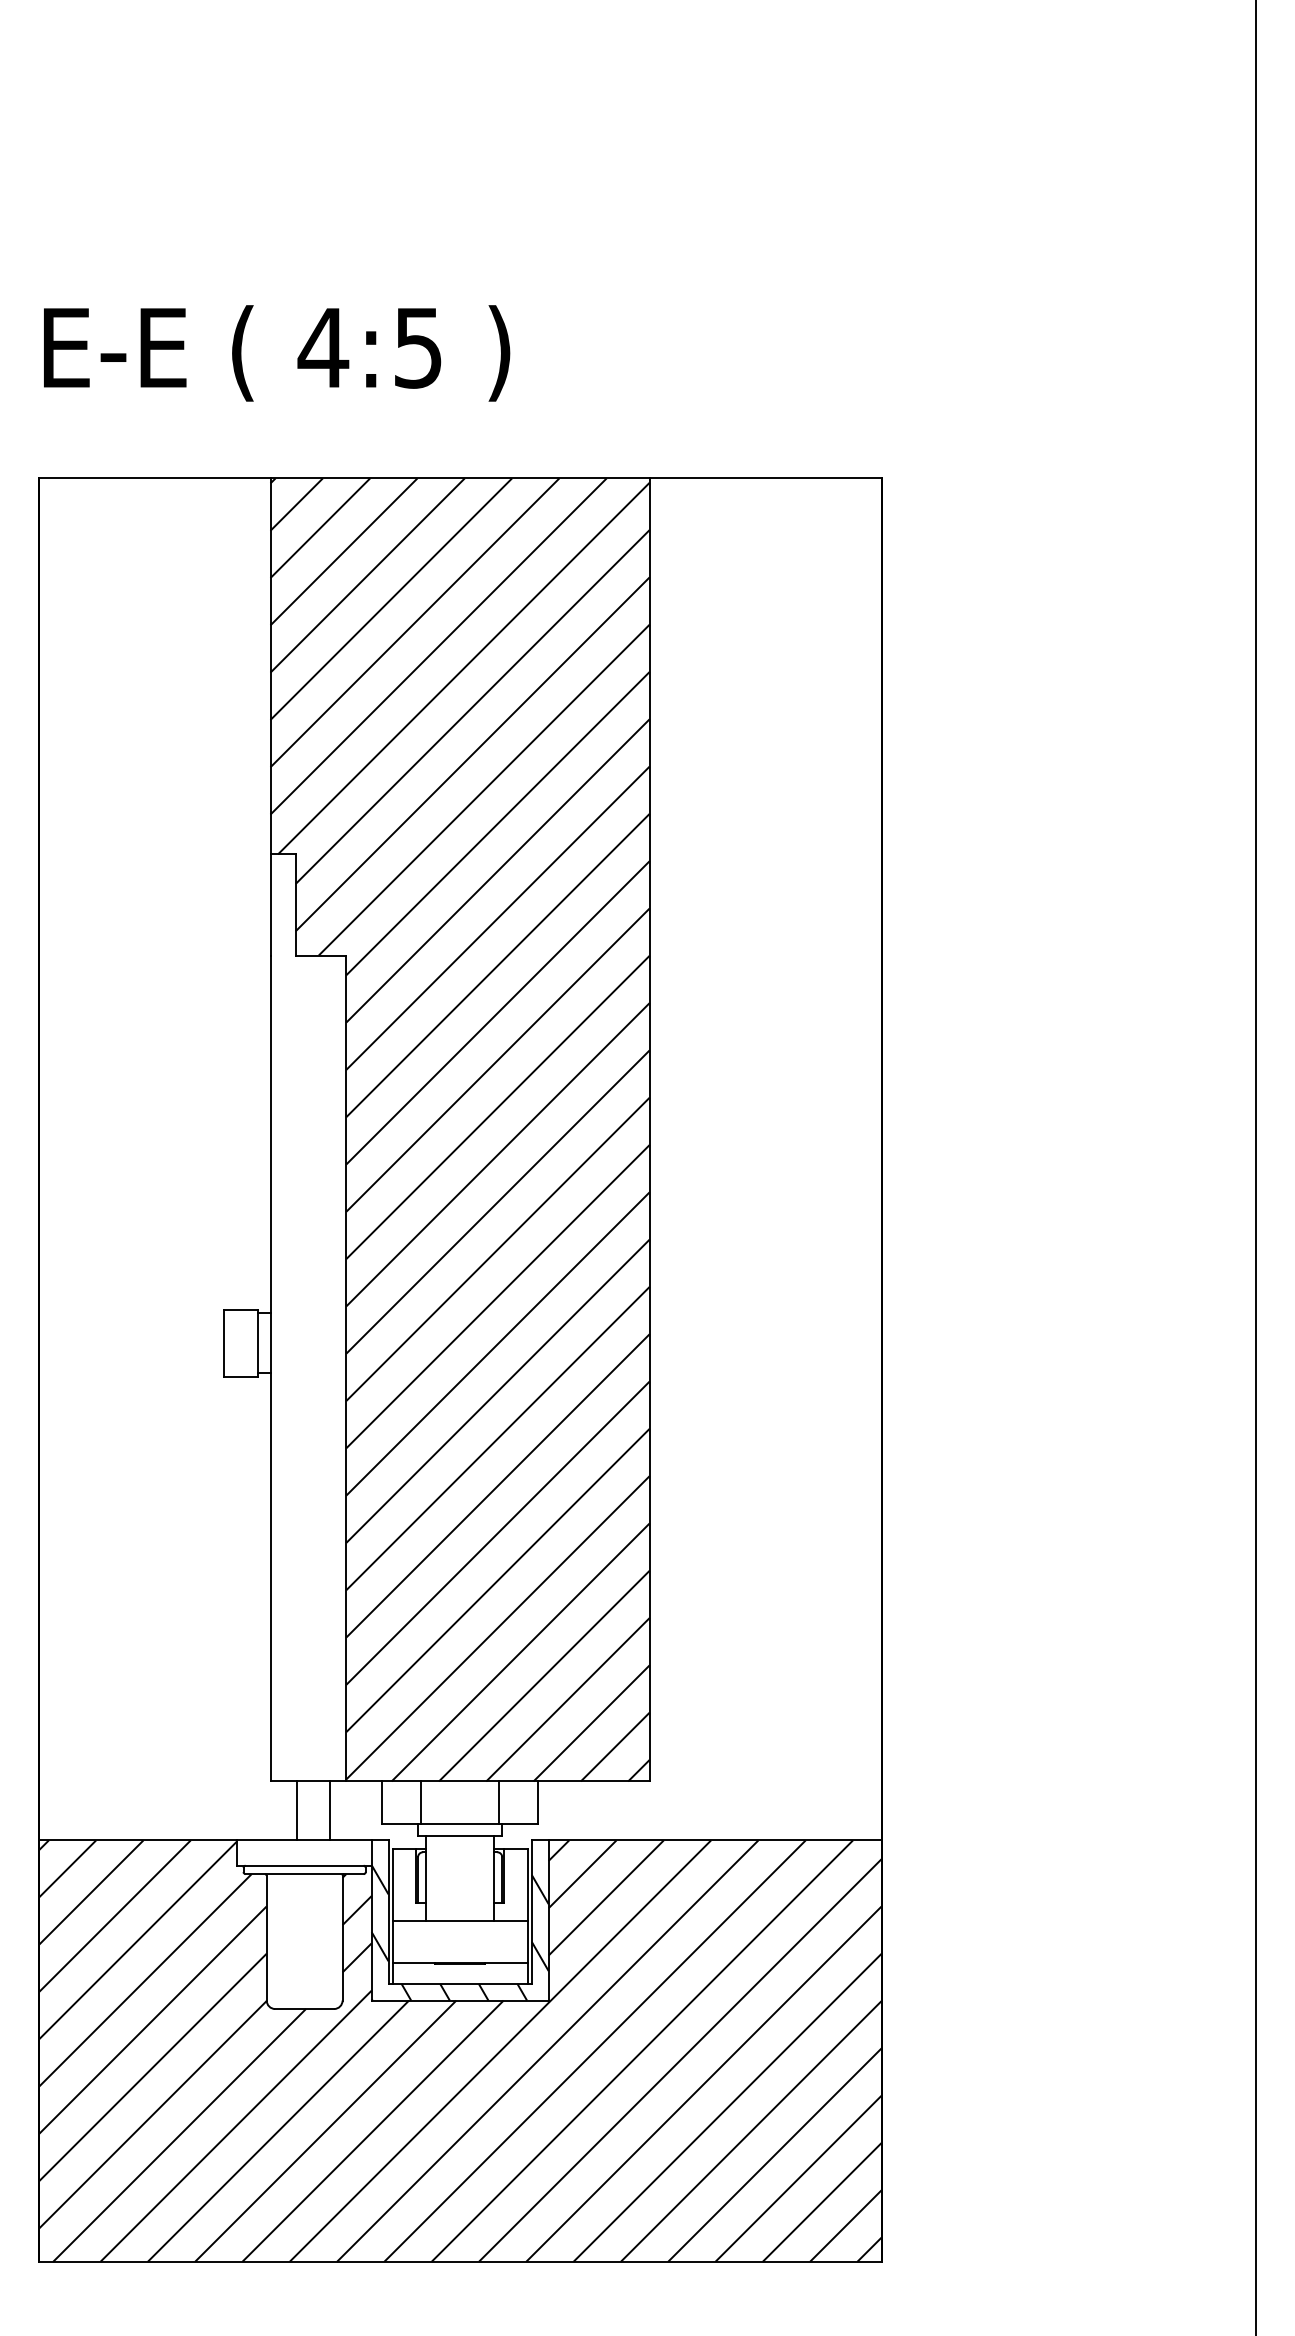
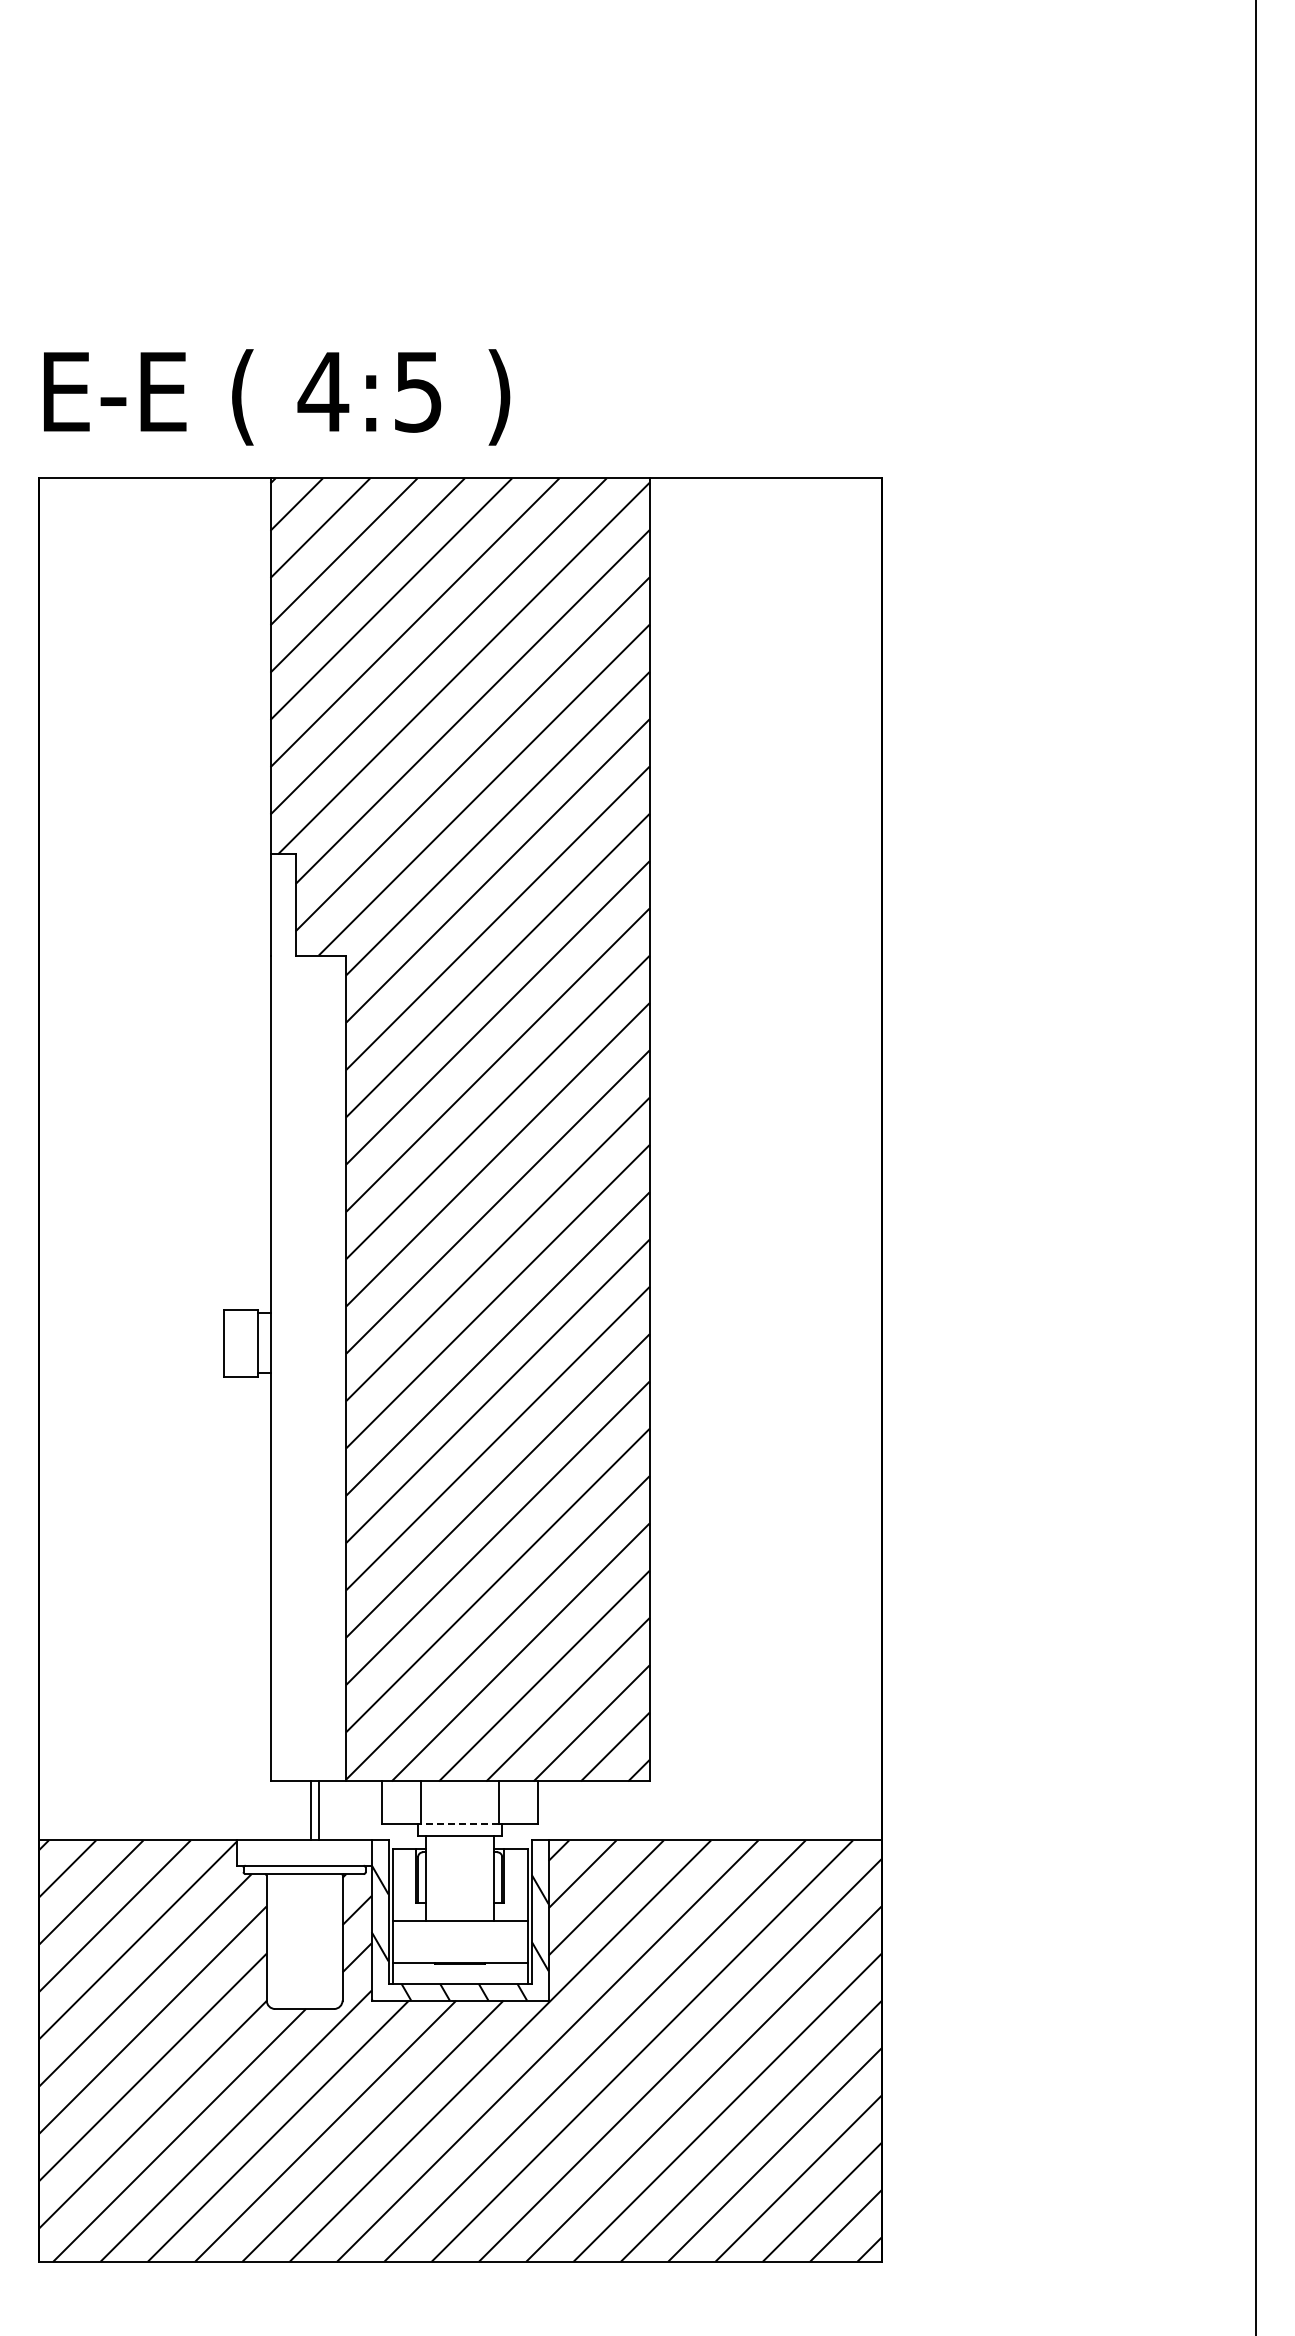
text position: (277, 353) -> (277, 397) (277, 397)
line position: (297, 1810) -> (319, 1810) (319, 1810)
line position: (329, 1810) -> (310, 1810) (310, 1810)
line: solid -> dashed (460, 1823)
